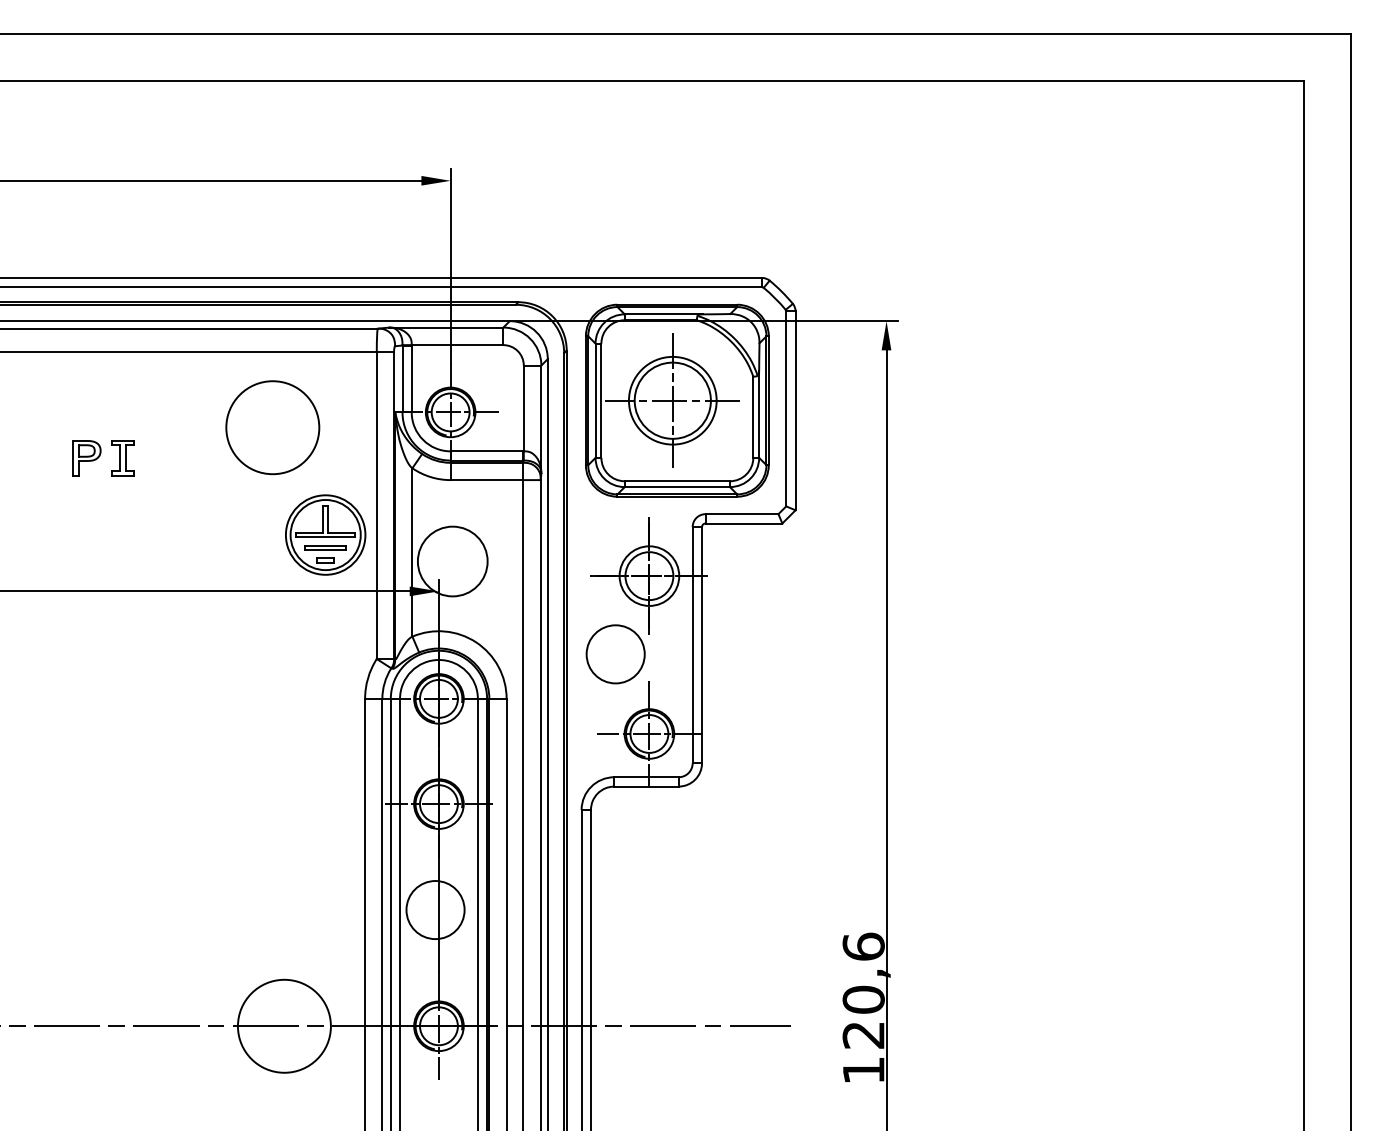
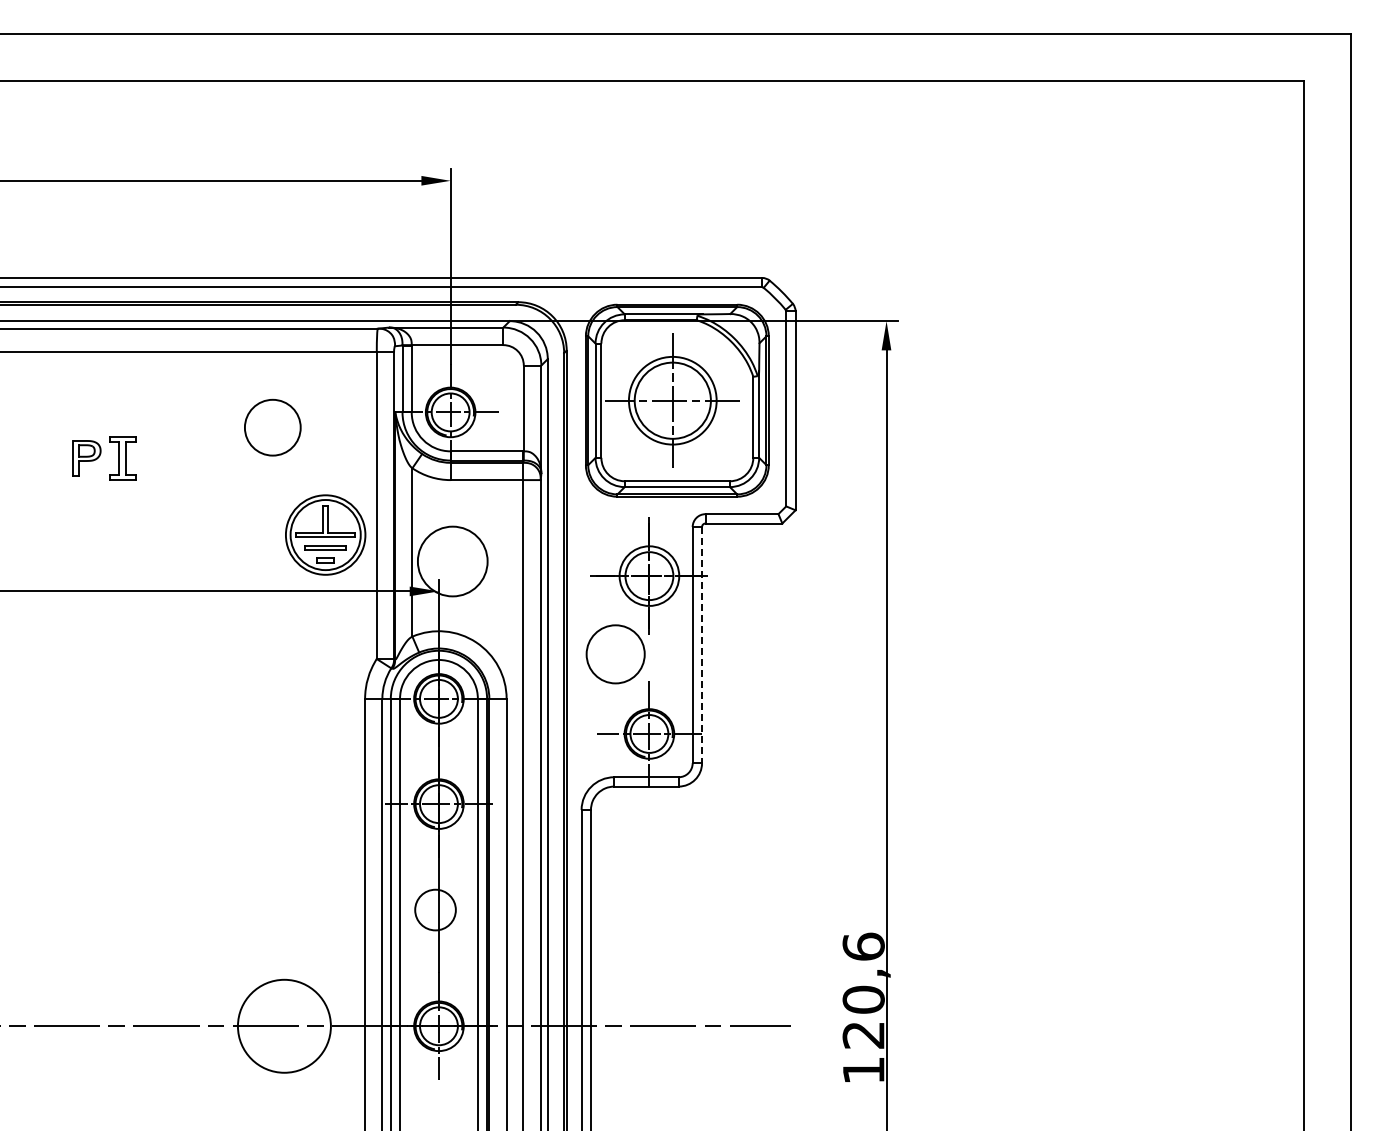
circle diameter: 93 px -> 56 px (272, 427)
part size: 24x37 px -> 28x45 px (122, 458)
line: solid -> dashed (702, 645)
circle diameter: 58 px -> 41 px (435, 909)
